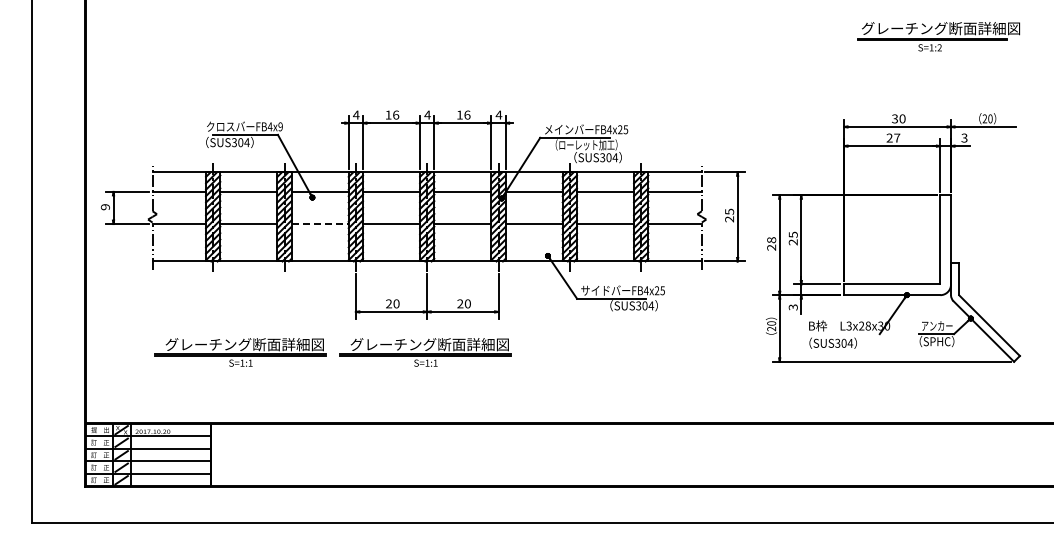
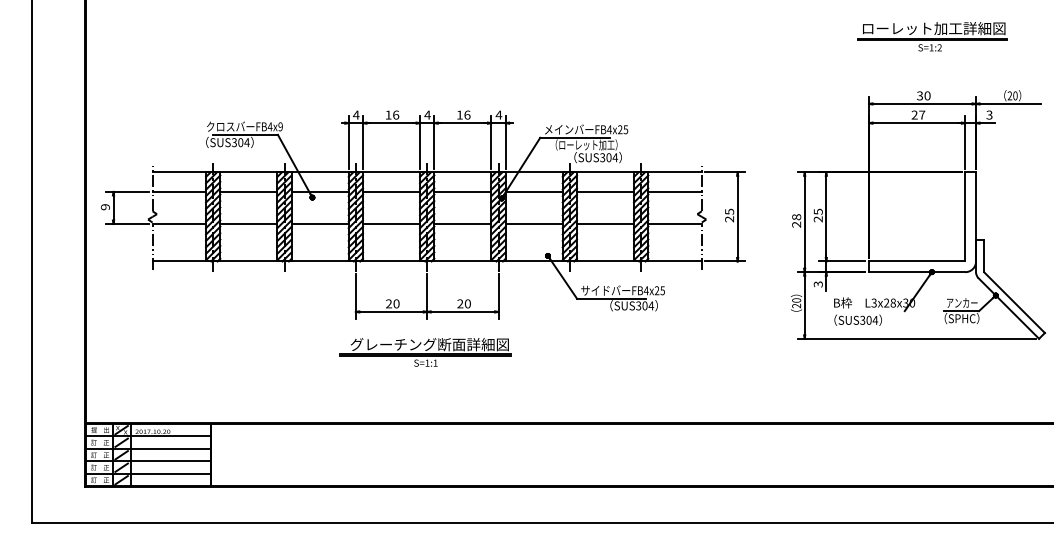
text: グレーチング断面詳細図 -> ローレット加工詳細図 (940, 28)
part position: (893, 195) -> (918, 172) (918, 172)
line: dashed -> solid (320, 224)
part: present -> none (240, 352)
